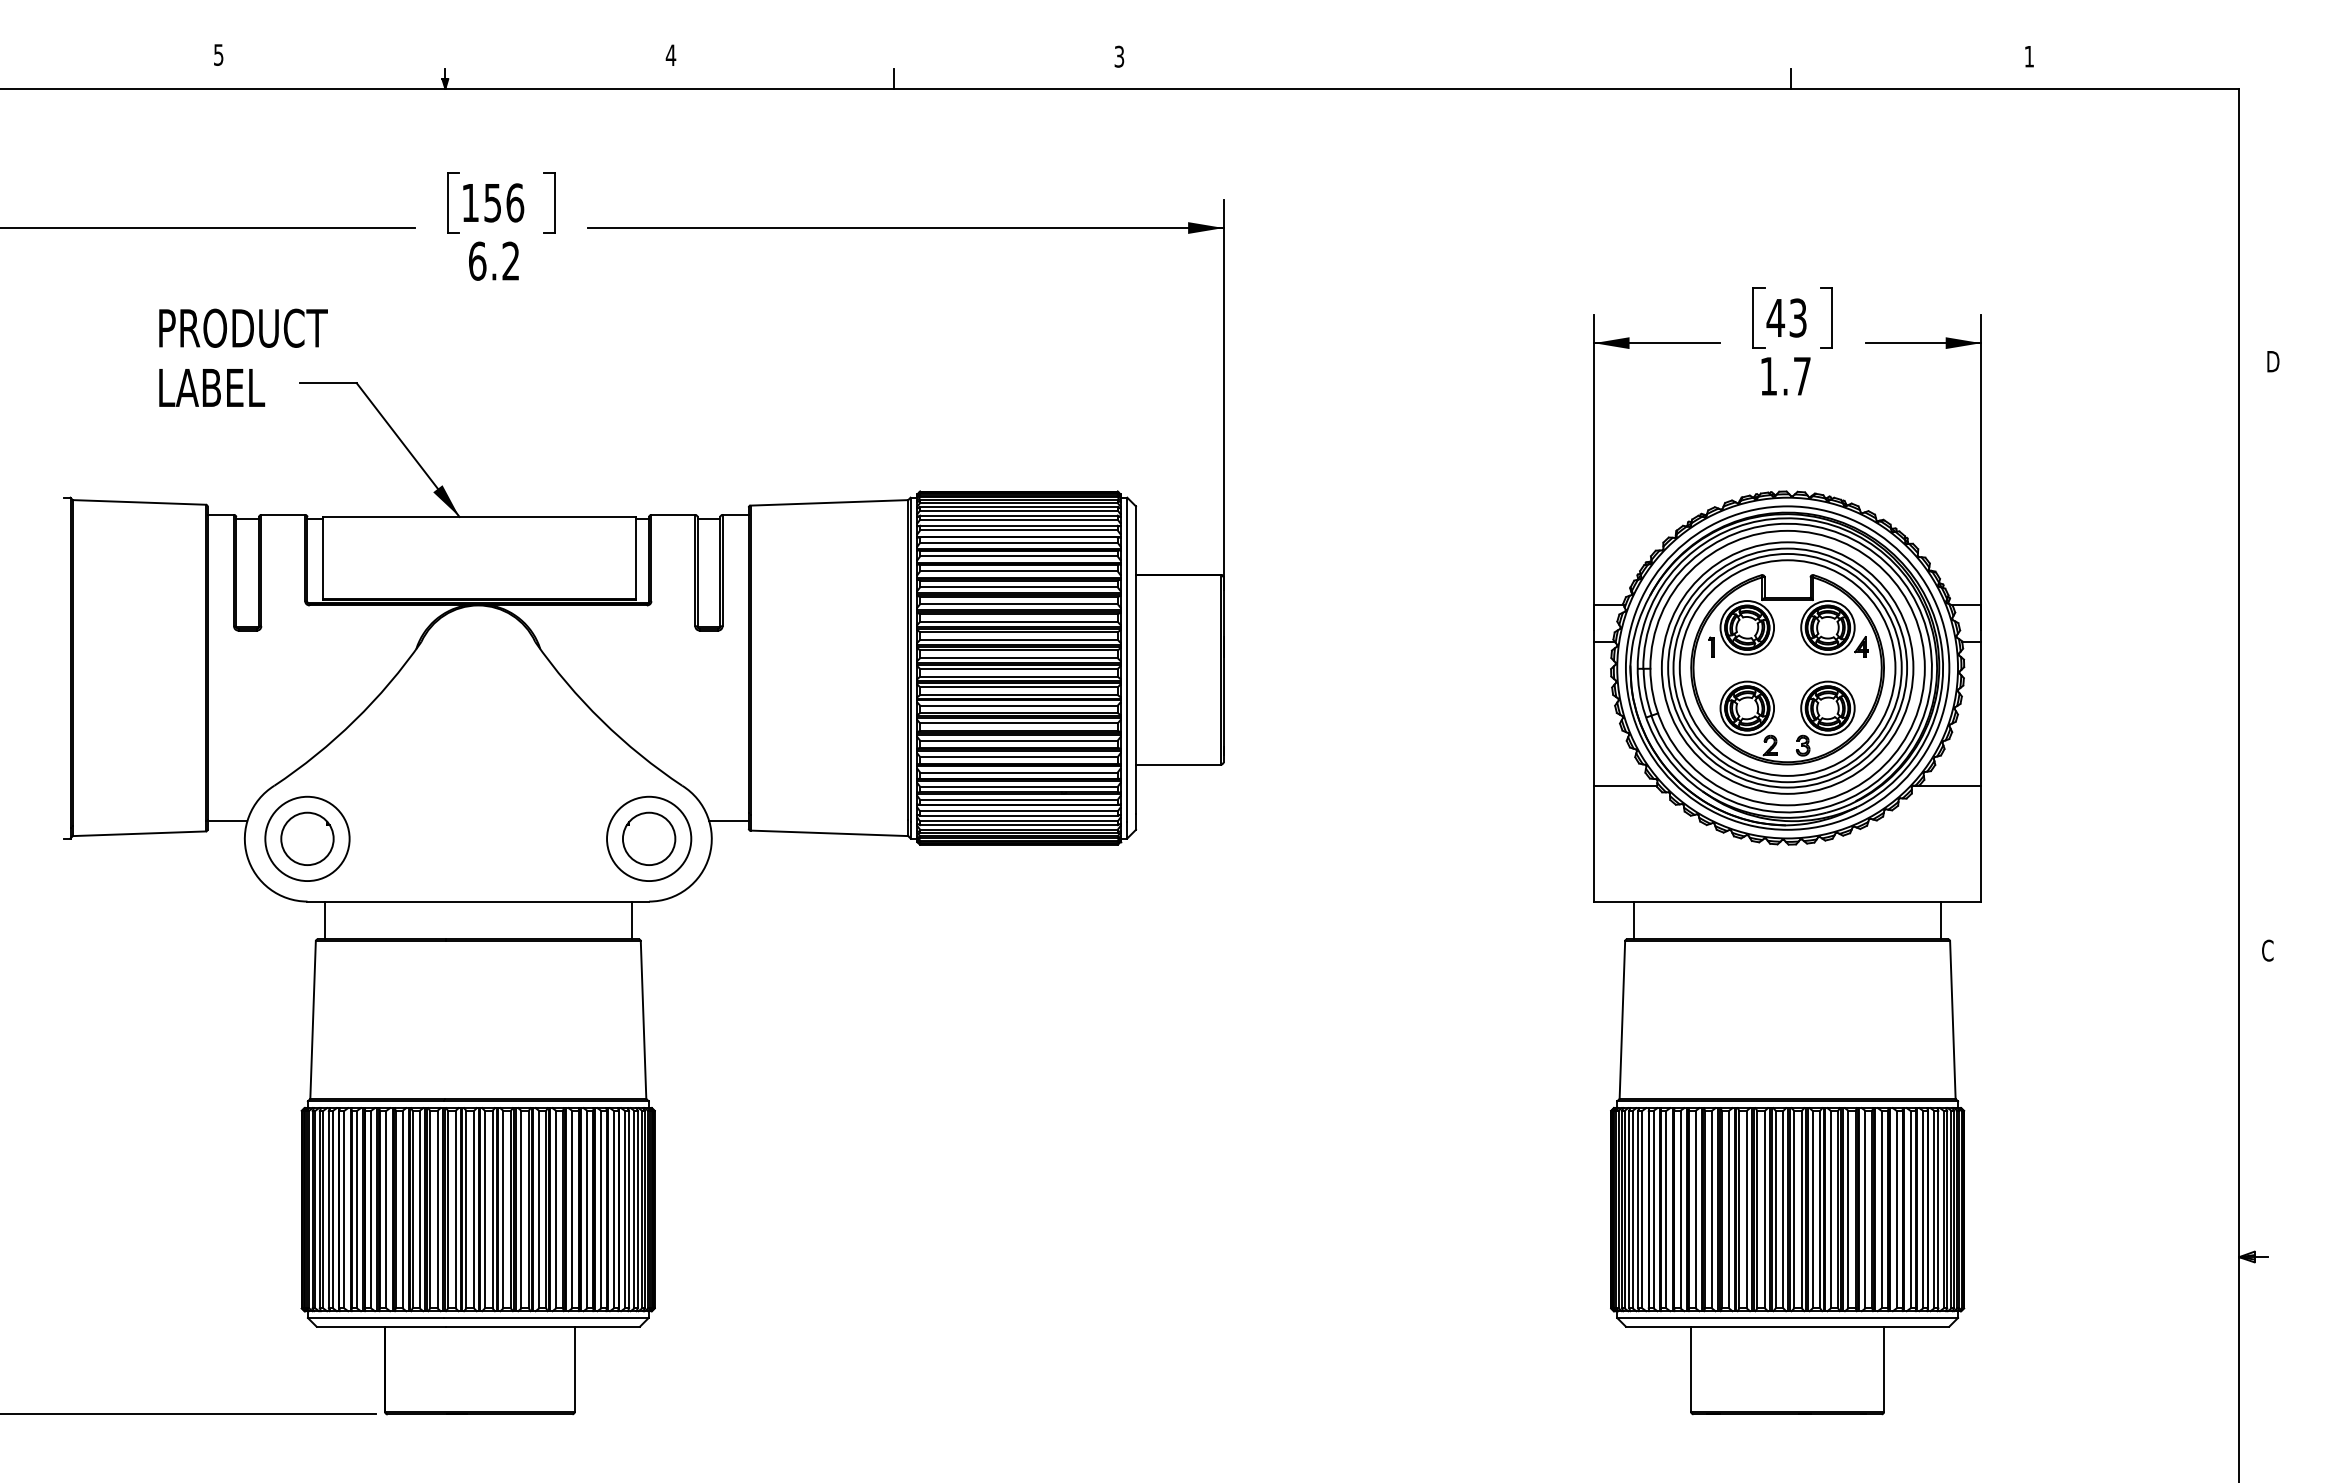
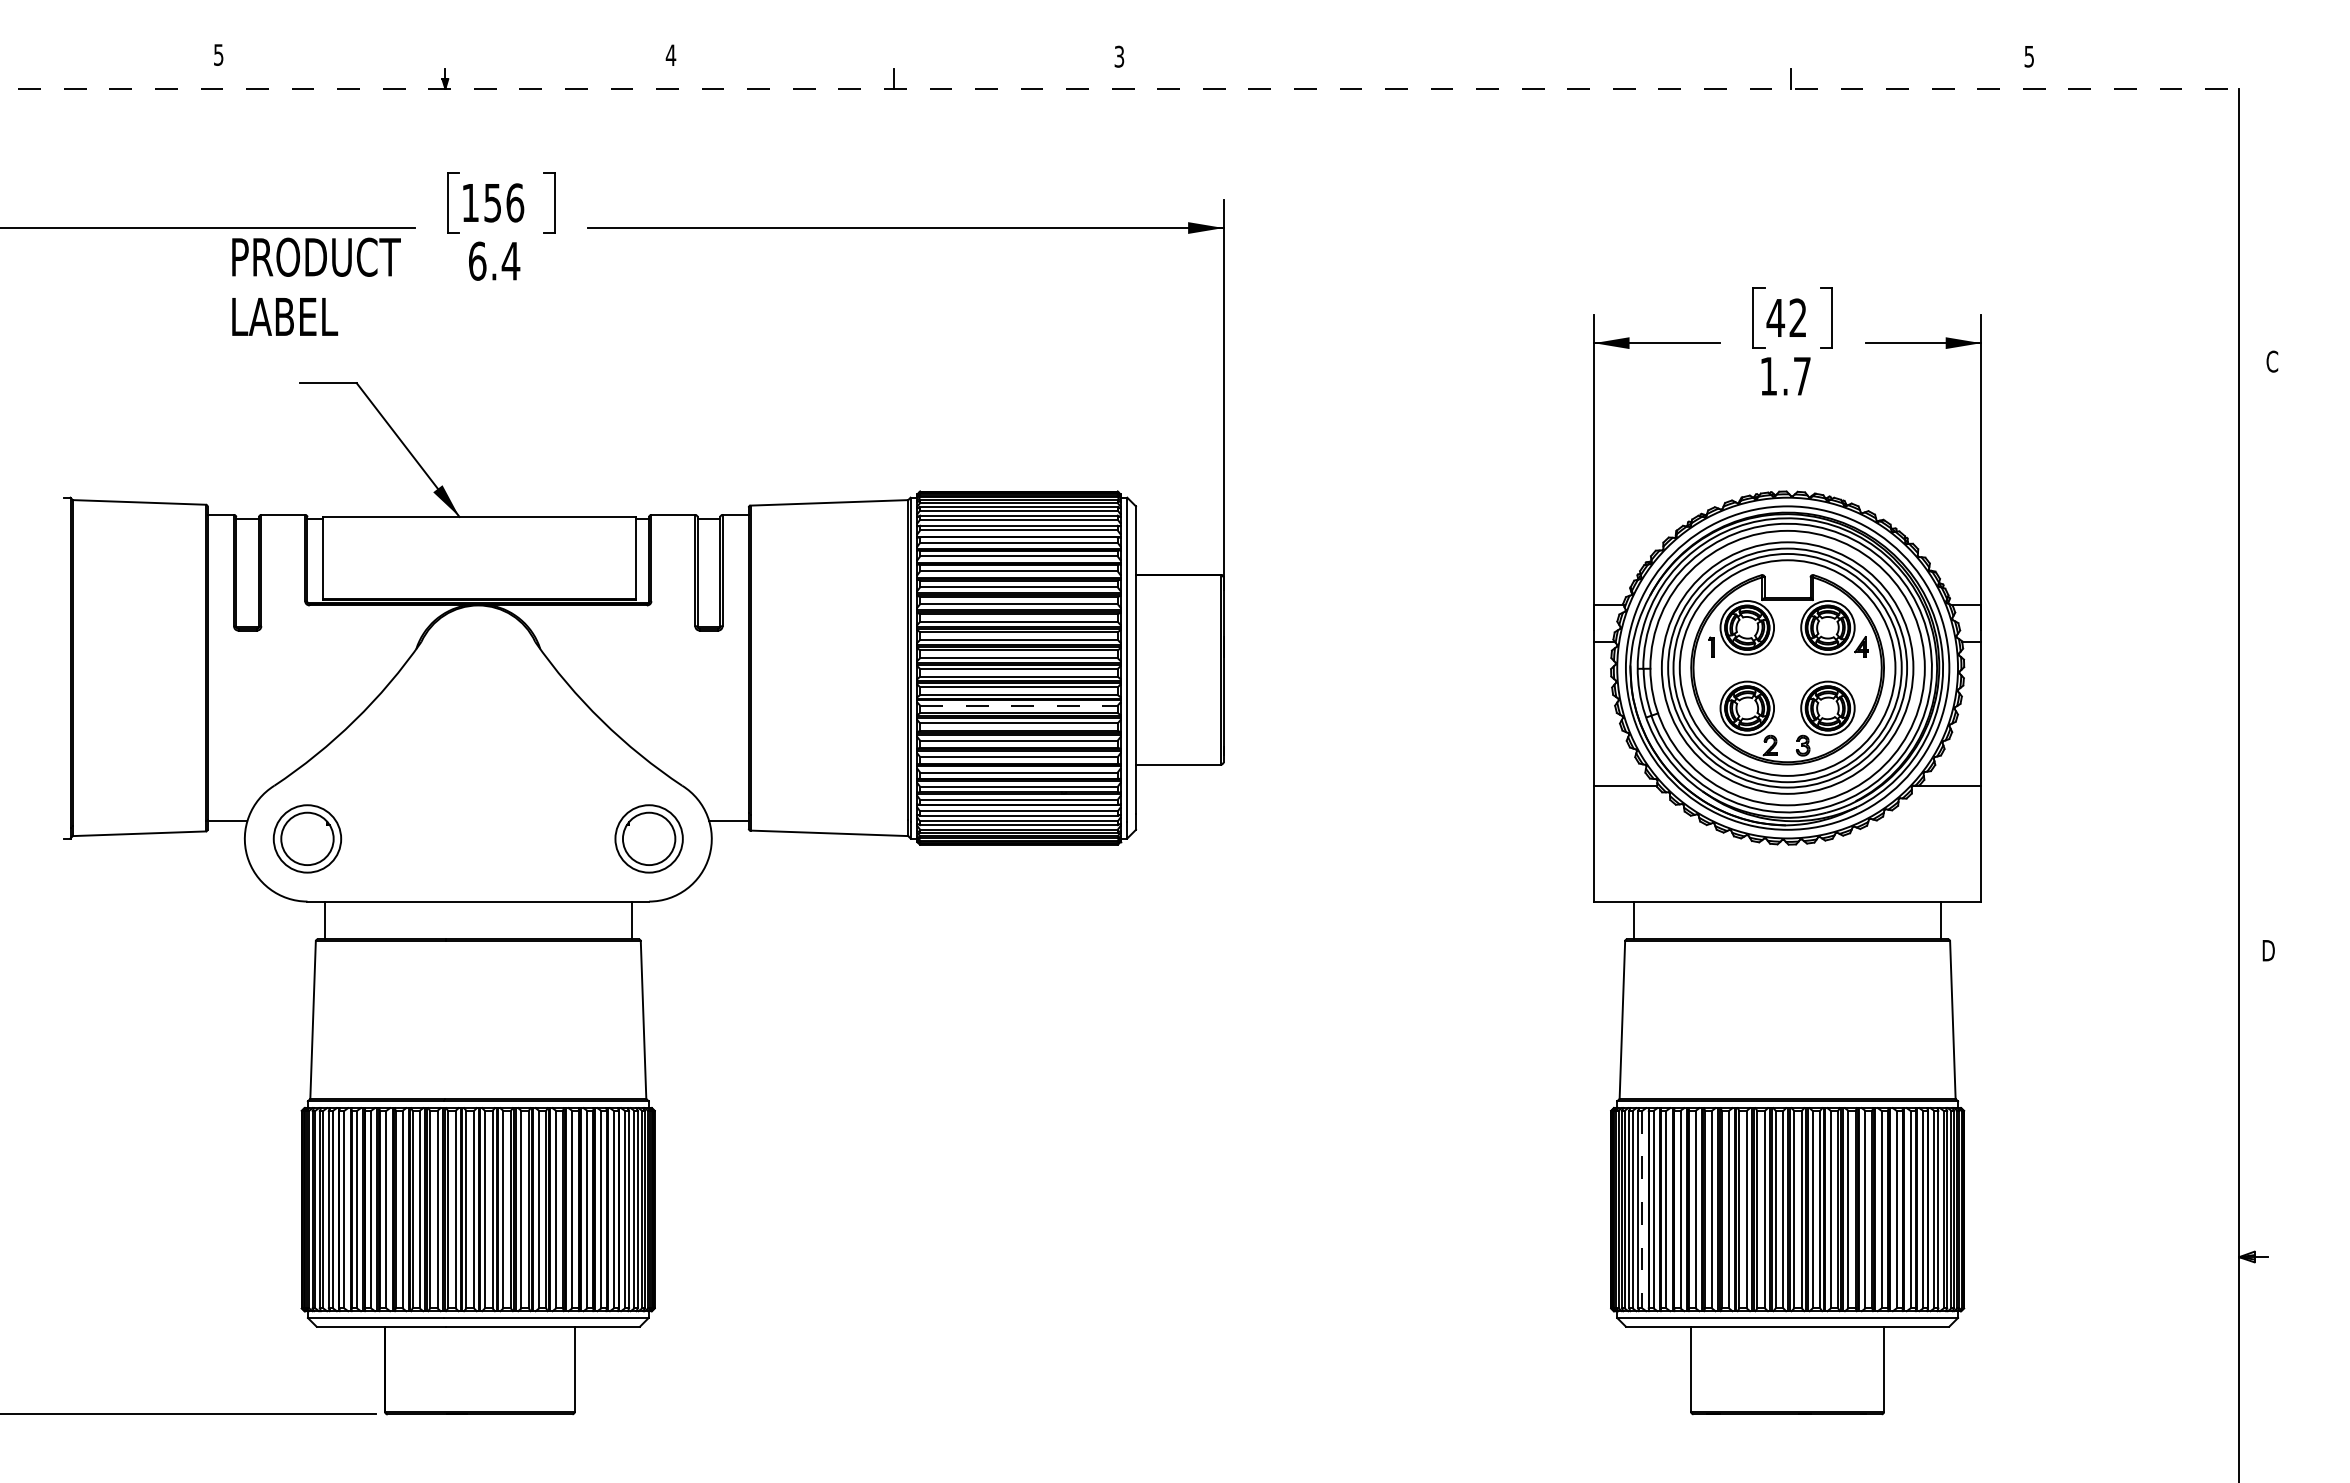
text: 1 -> 5 (2028, 56)
line: solid -> dashed (1120, 88)
text: 6.2 -> 6.4 (510, 260)
text: 43 -> 42 (1797, 317)
text position: (243, 357) -> (316, 286) (316, 286)
text: D -> C (2272, 361)
line: solid -> dashed (1018, 705)
circle diameter: 84 px -> 67 px (307, 838)
circle diameter: 84 px -> 67 px (648, 838)
text: C -> D (2268, 950)
line: solid -> dashed (1642, 1209)
